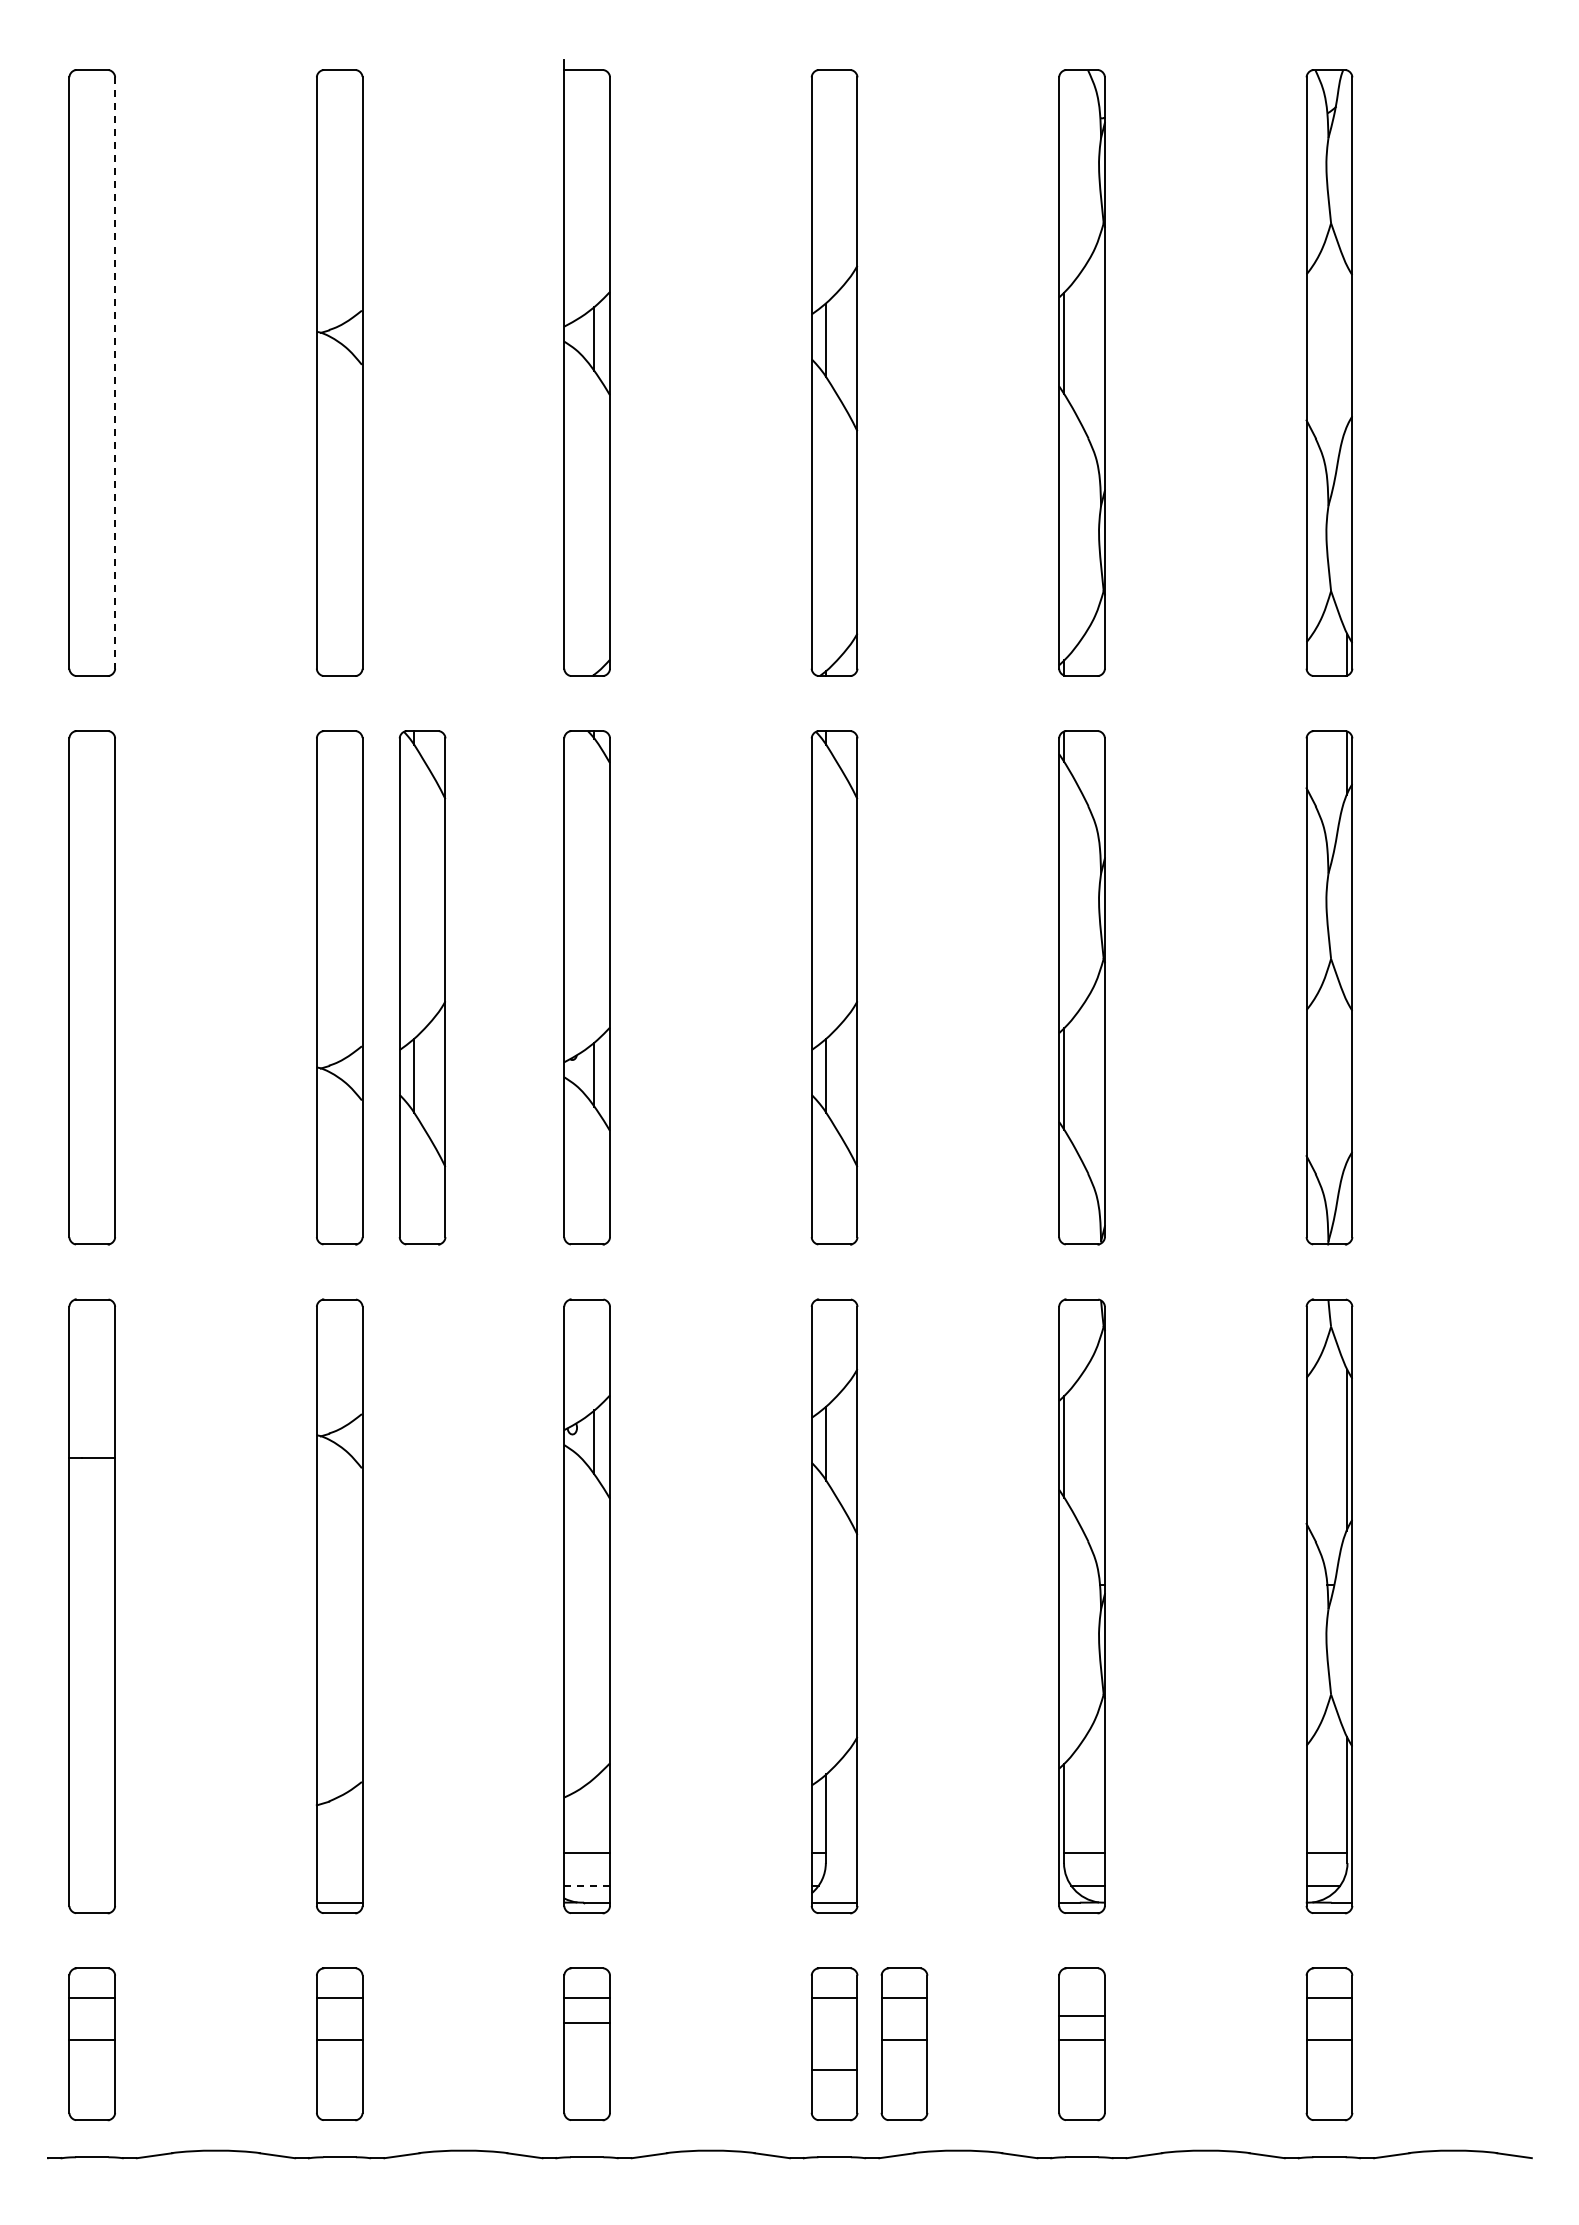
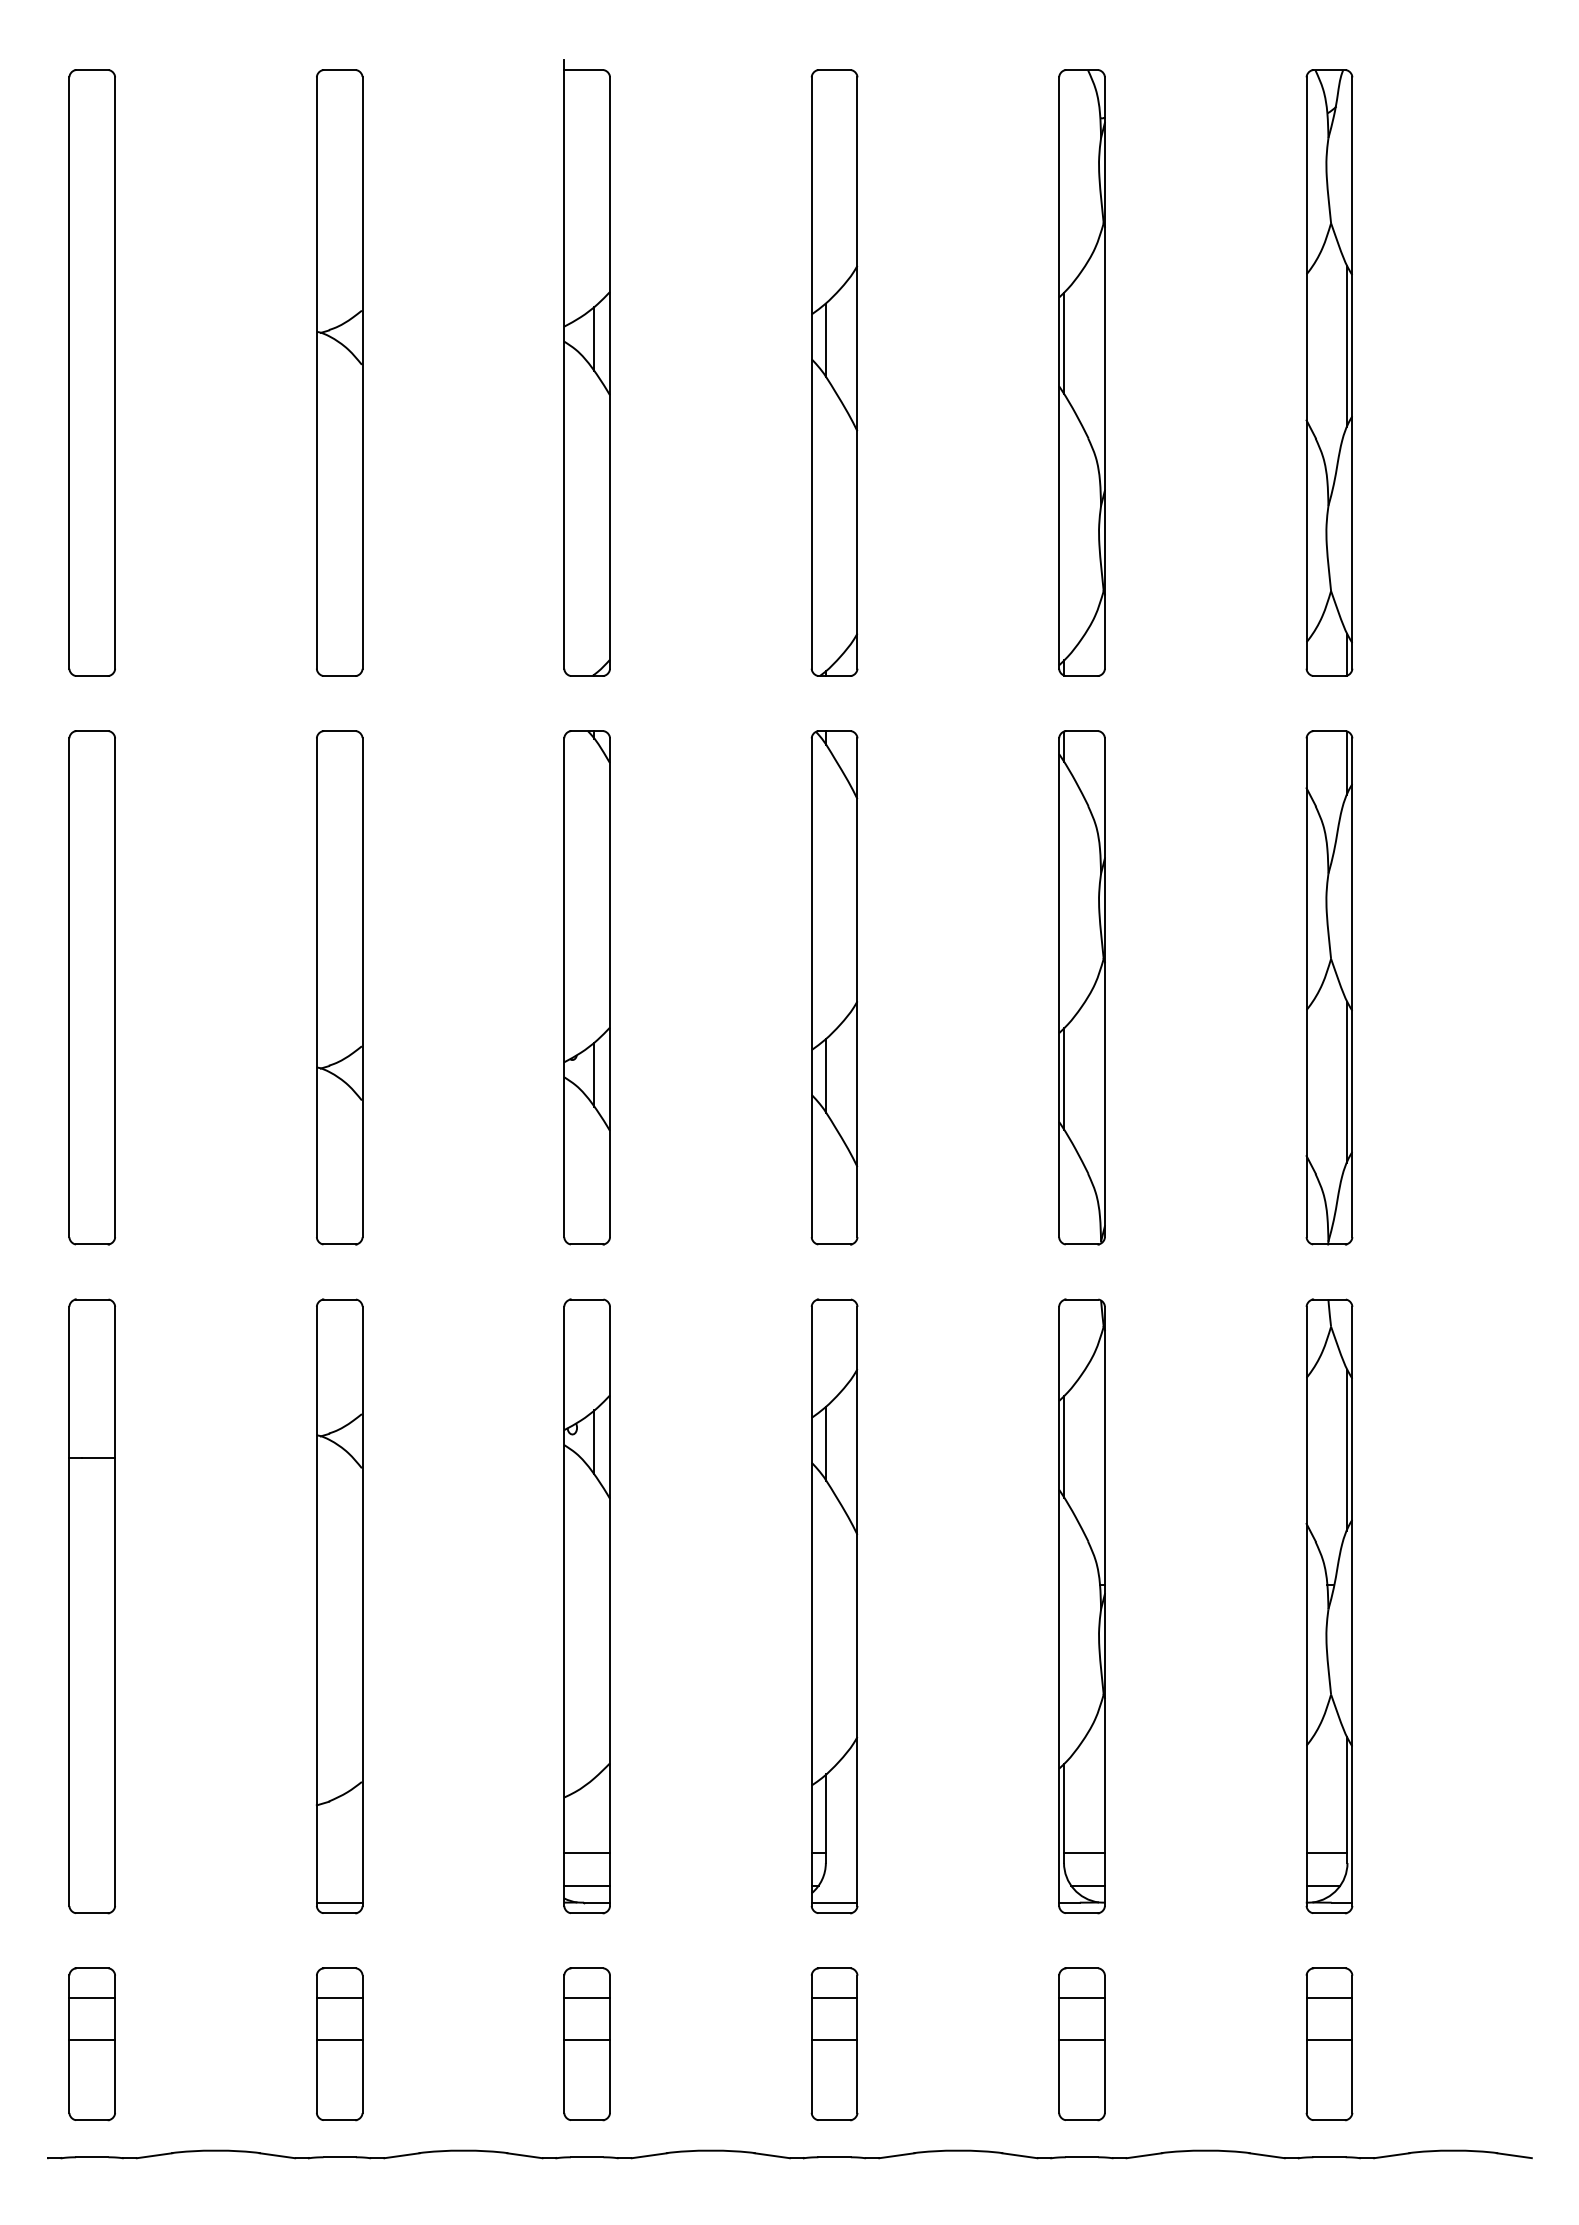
line: none -> present (1347, 346)
line: dashed -> solid (115, 373)
part: present -> none (422, 987)
line: none -> present (1347, 1081)
line: dashed -> solid (587, 1885)
line position: (1081, 2016) -> (1081, 1998) (1081, 1998)
line position: (587, 2022) -> (587, 2039) (587, 2039)
part: present -> none (904, 2044)
line position: (834, 2069) -> (834, 2039) (834, 2039)
